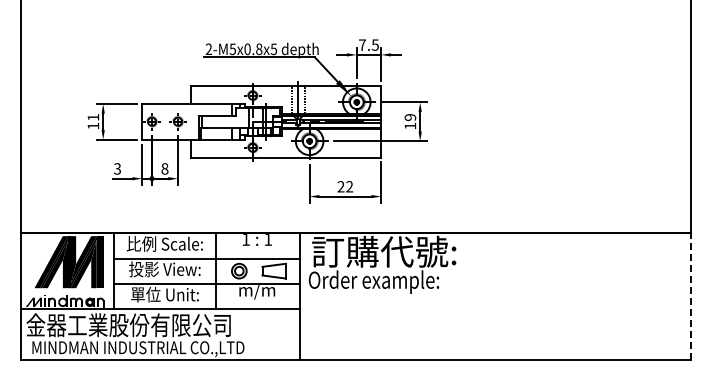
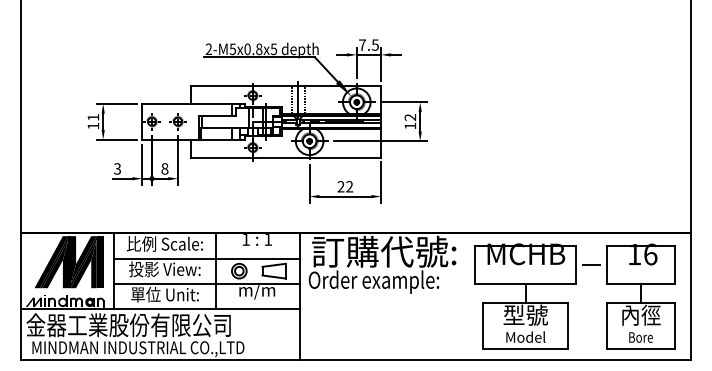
text: 19 -> 12 (410, 117)
line: dashed -> solid (690, 296)
part: none -> present (568, 302)
